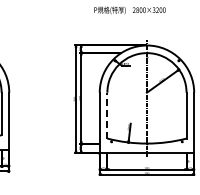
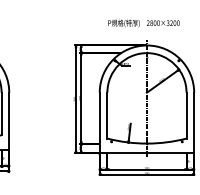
text position: (129, 10) -> (143, 23) (143, 23)
line: dashed -> solid (107, 115)
